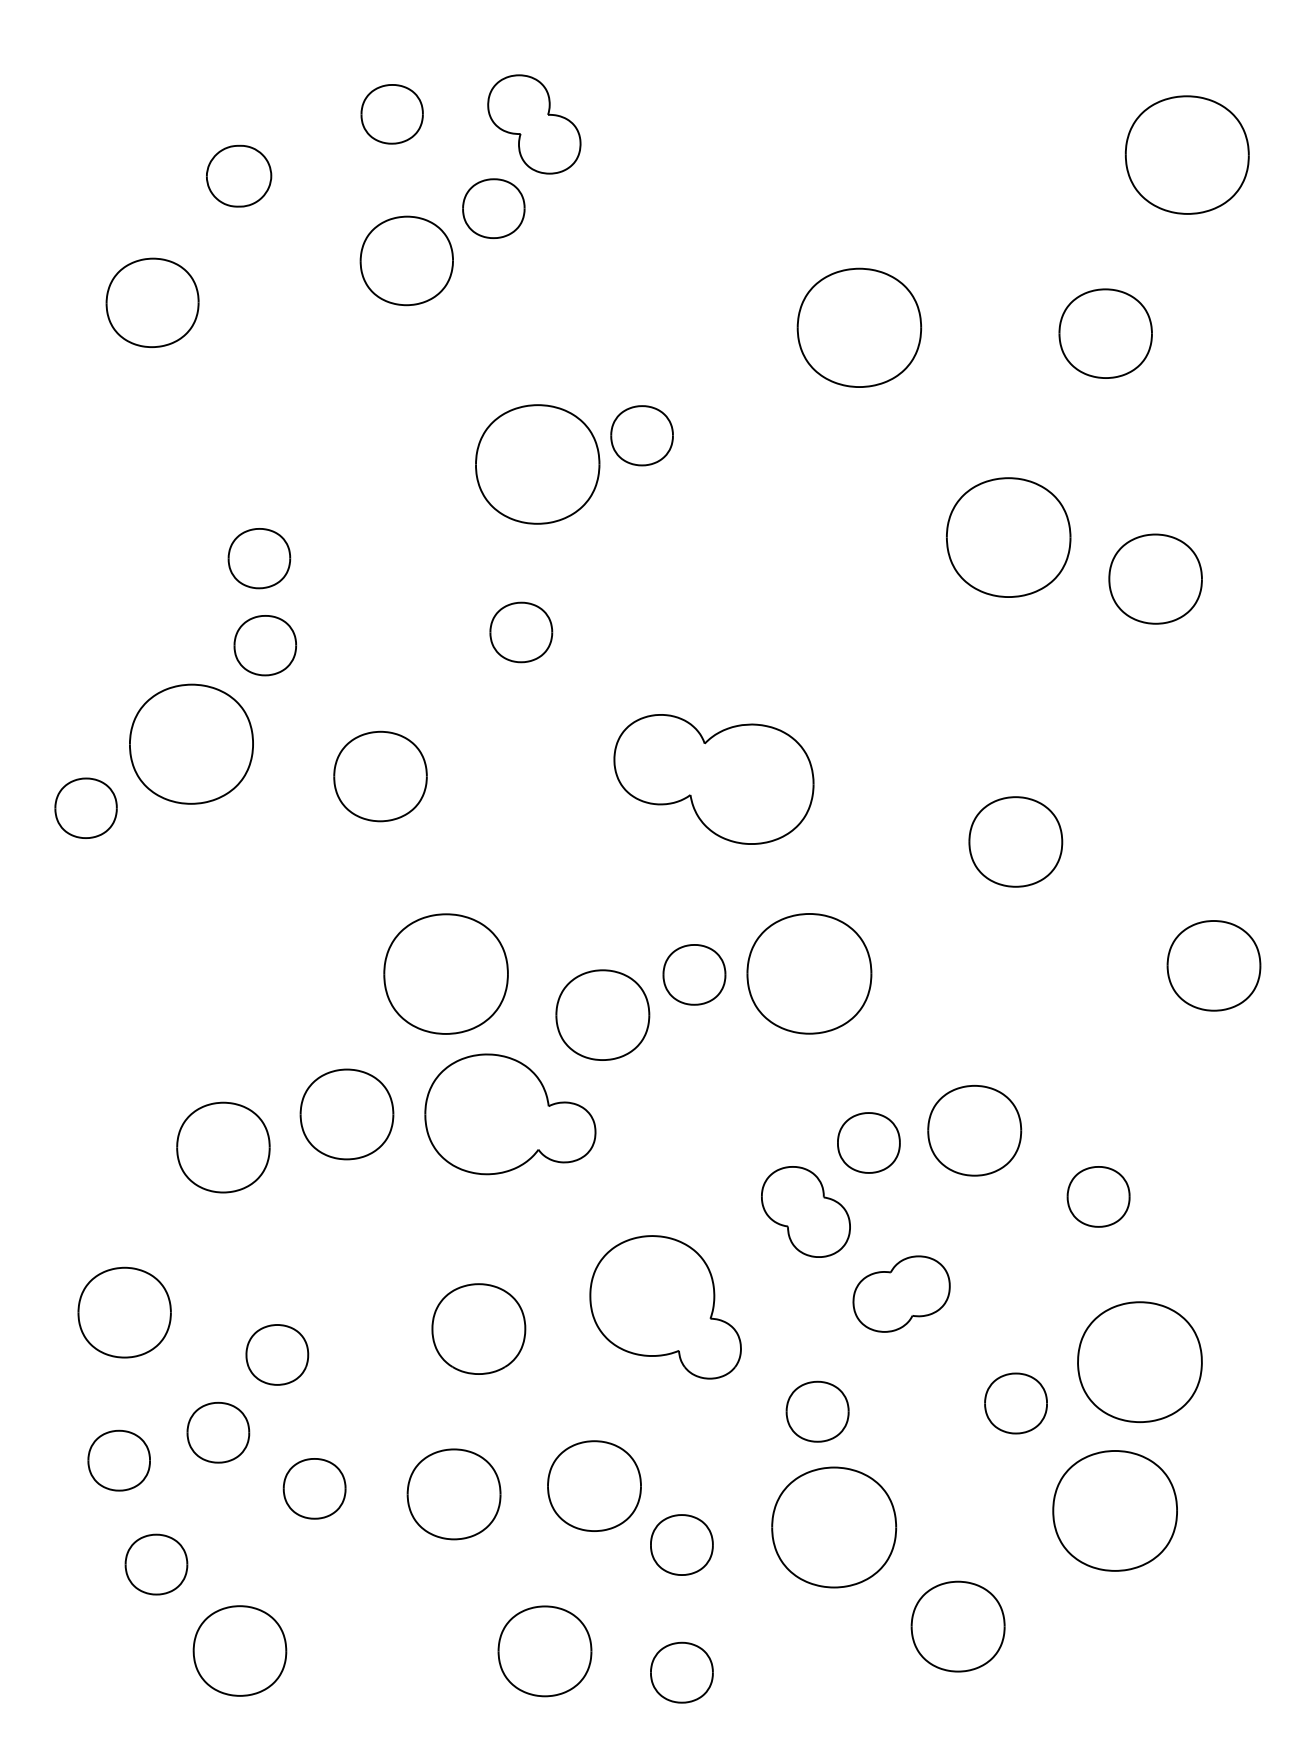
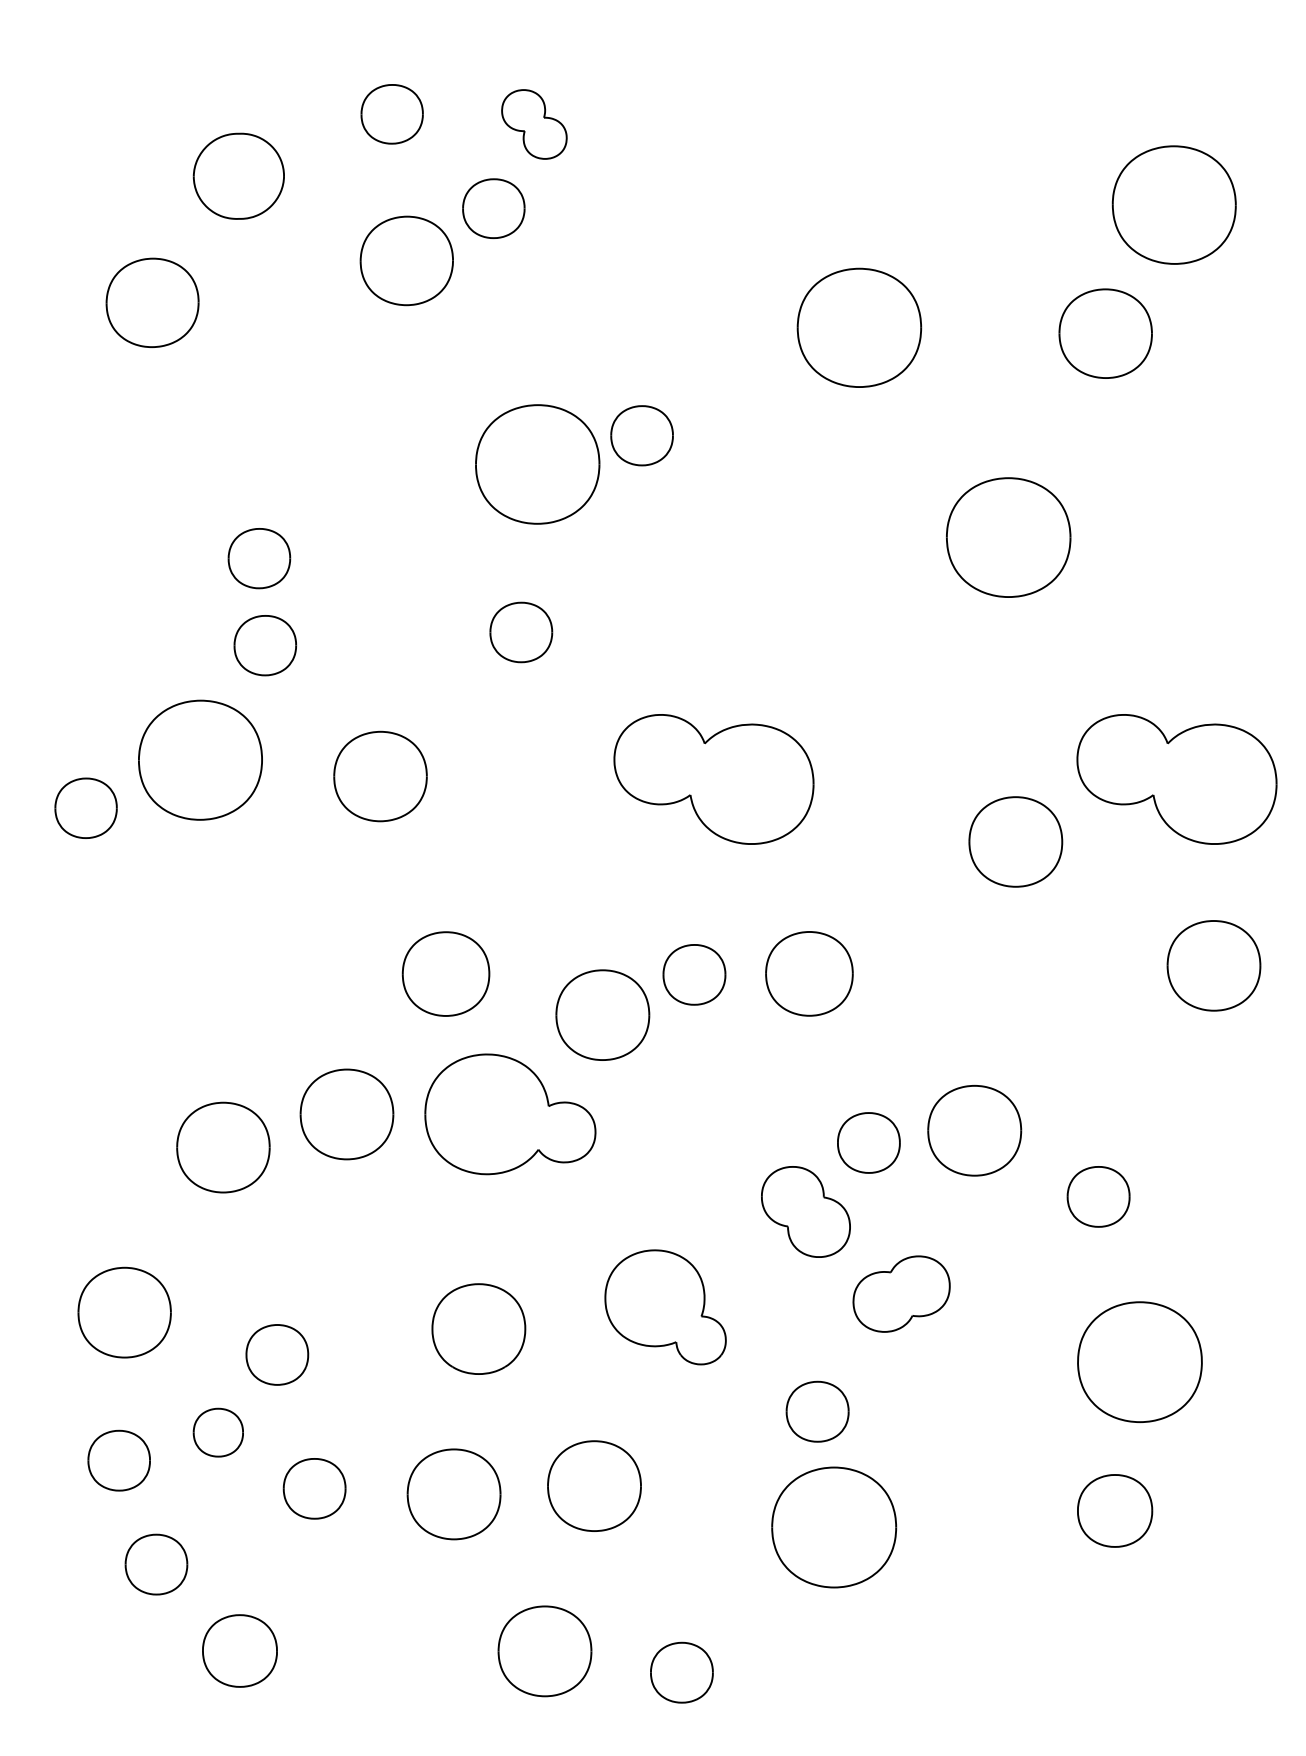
part size: 95x101 px -> 67x71 px (534, 124)
part position: (1186, 154) -> (1173, 204) (1173, 204)
part size: 67x64 px -> 93x88 px (238, 175)
part: present -> none (1155, 578)
part position: (191, 743) -> (200, 759) (200, 759)
part: none -> present (1176, 779)
part size: 126x122 px -> 90x86 px (445, 973)
part size: 127x122 px -> 89x86 px (809, 973)
part size: 153x145 px -> 123x117 px (665, 1307)
part: present -> none (1015, 1403)
part size: 65x63 px -> 52x51 px (217, 1432)
part size: 126x122 px -> 77x74 px (1115, 1510)
part: present -> none (681, 1544)
part: present -> none (957, 1626)
part size: 96x92 px -> 76x74 px (239, 1650)
